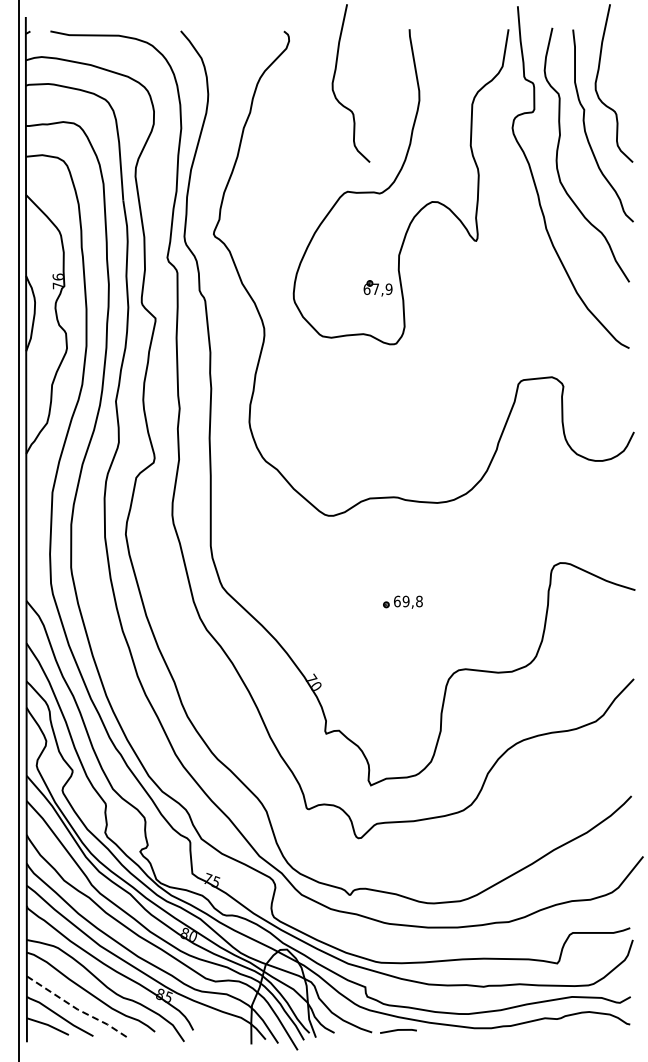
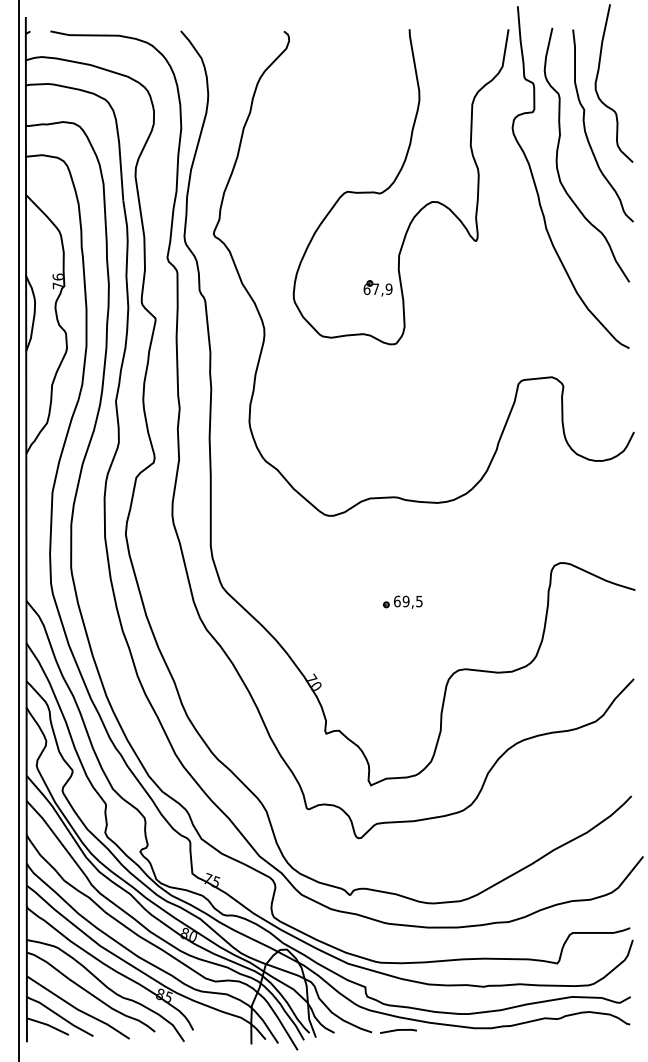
curve: present -> none (334, 80)
text: 69,8 -> 69,5 (419, 601)
line: dashed -> solid (77, 1009)
